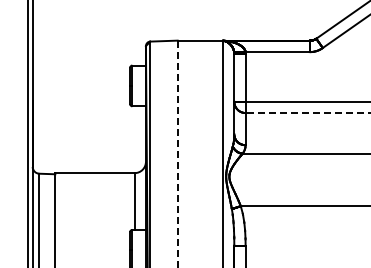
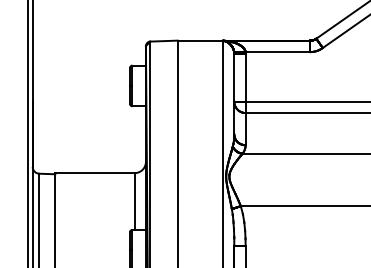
line: dashed -> solid (307, 113)
line: dashed -> solid (177, 154)
